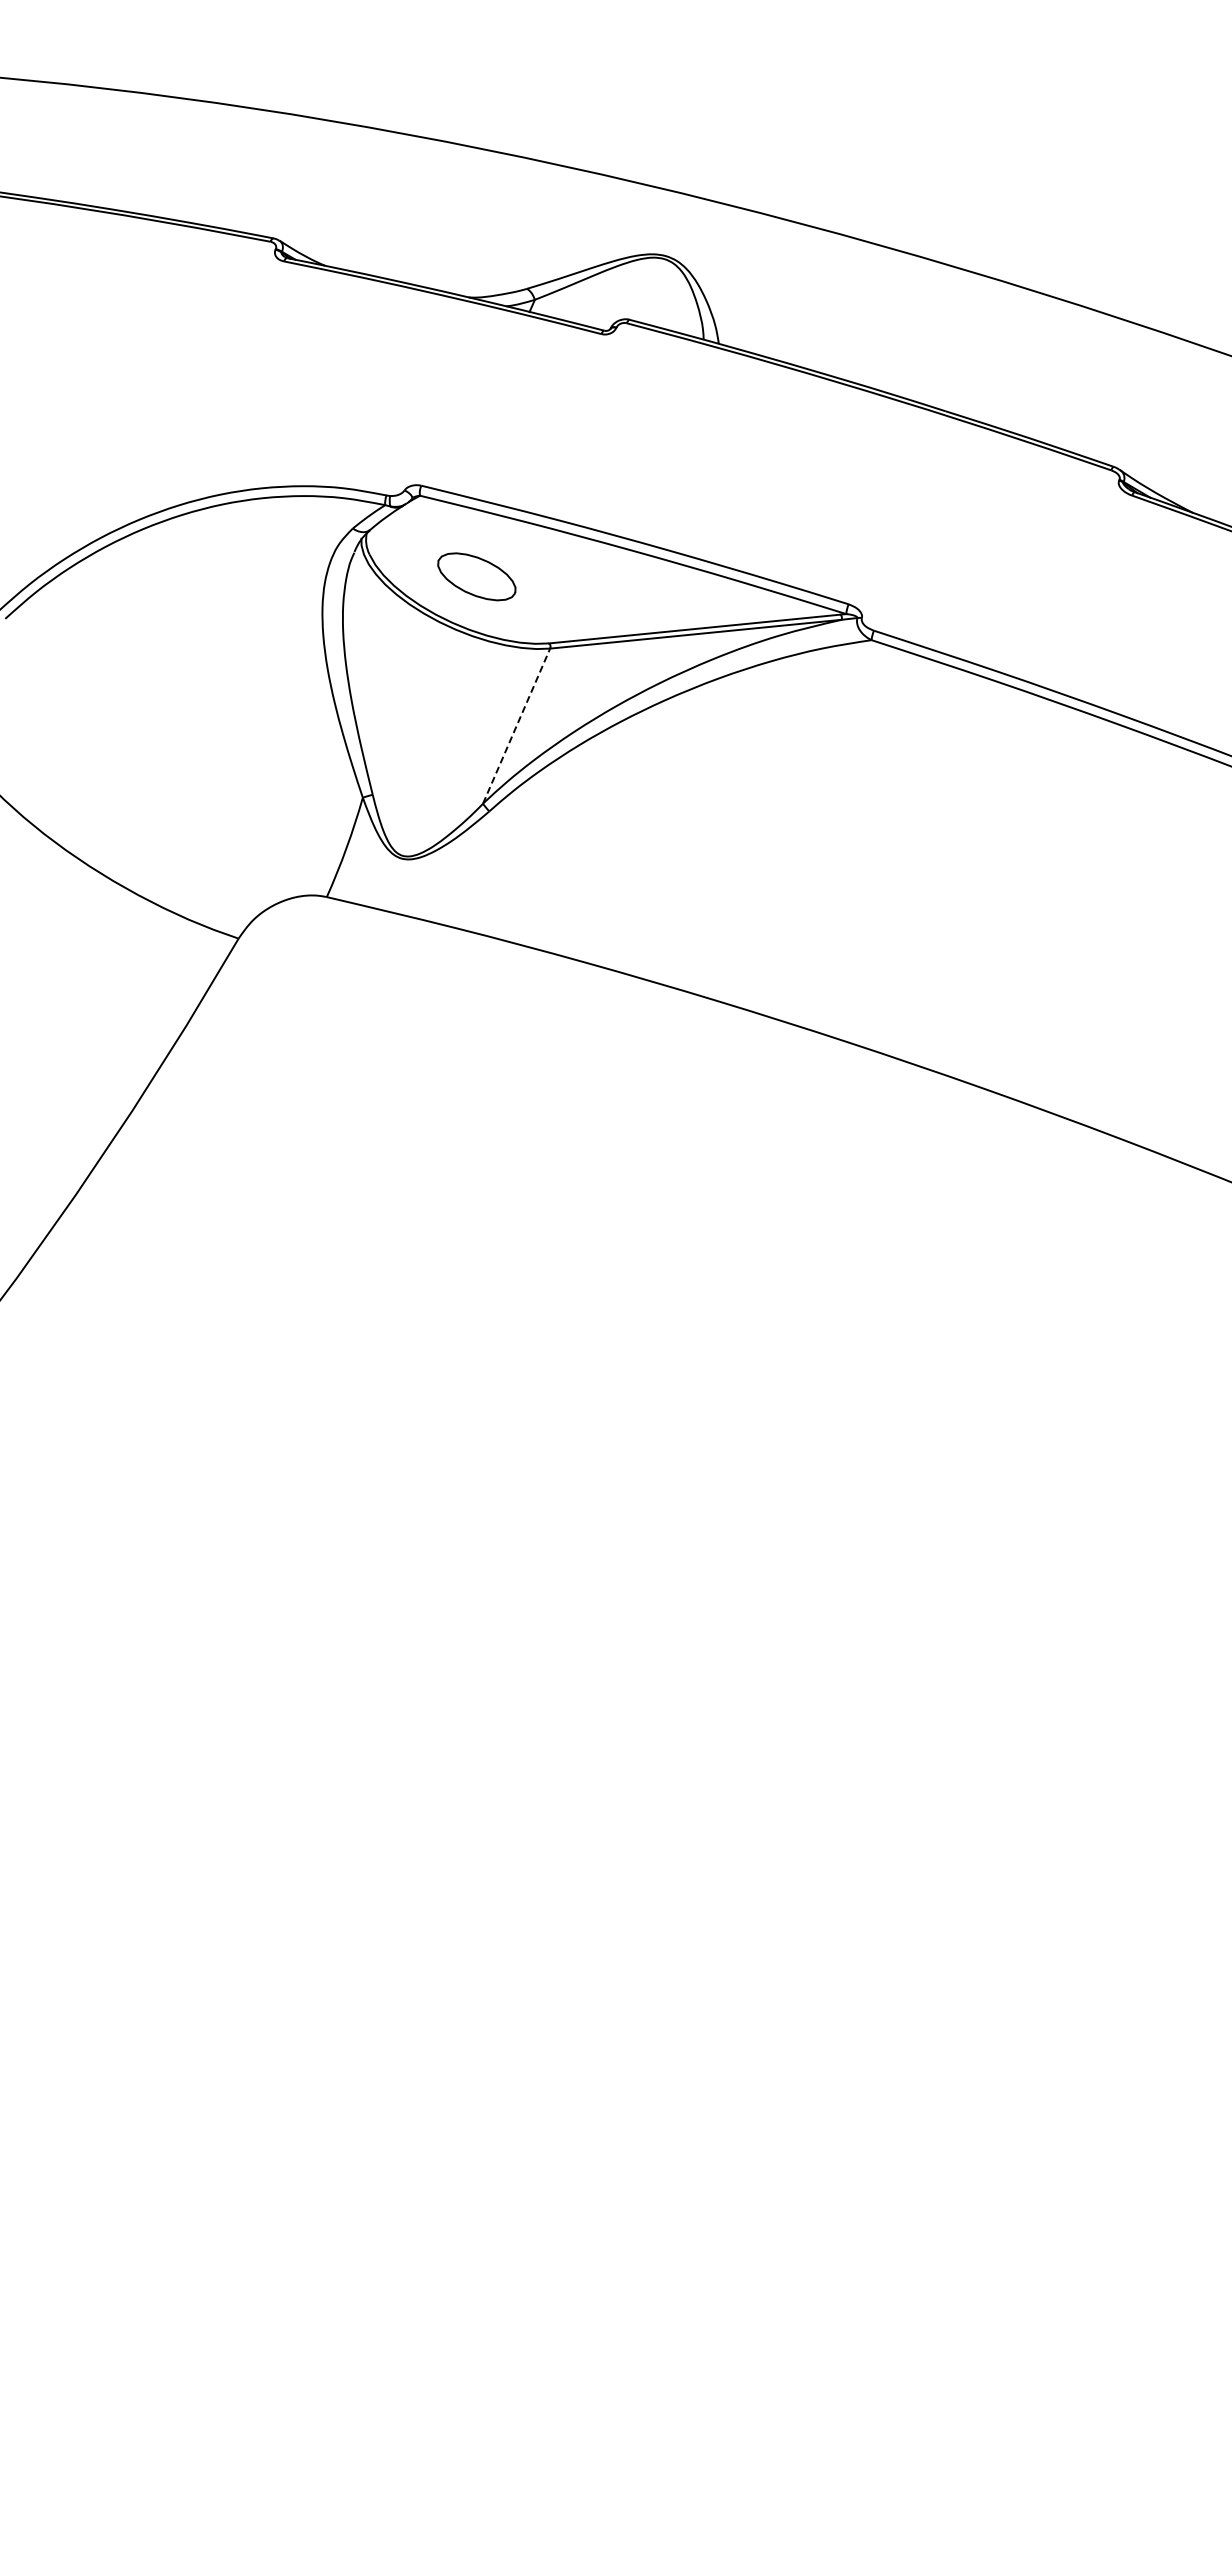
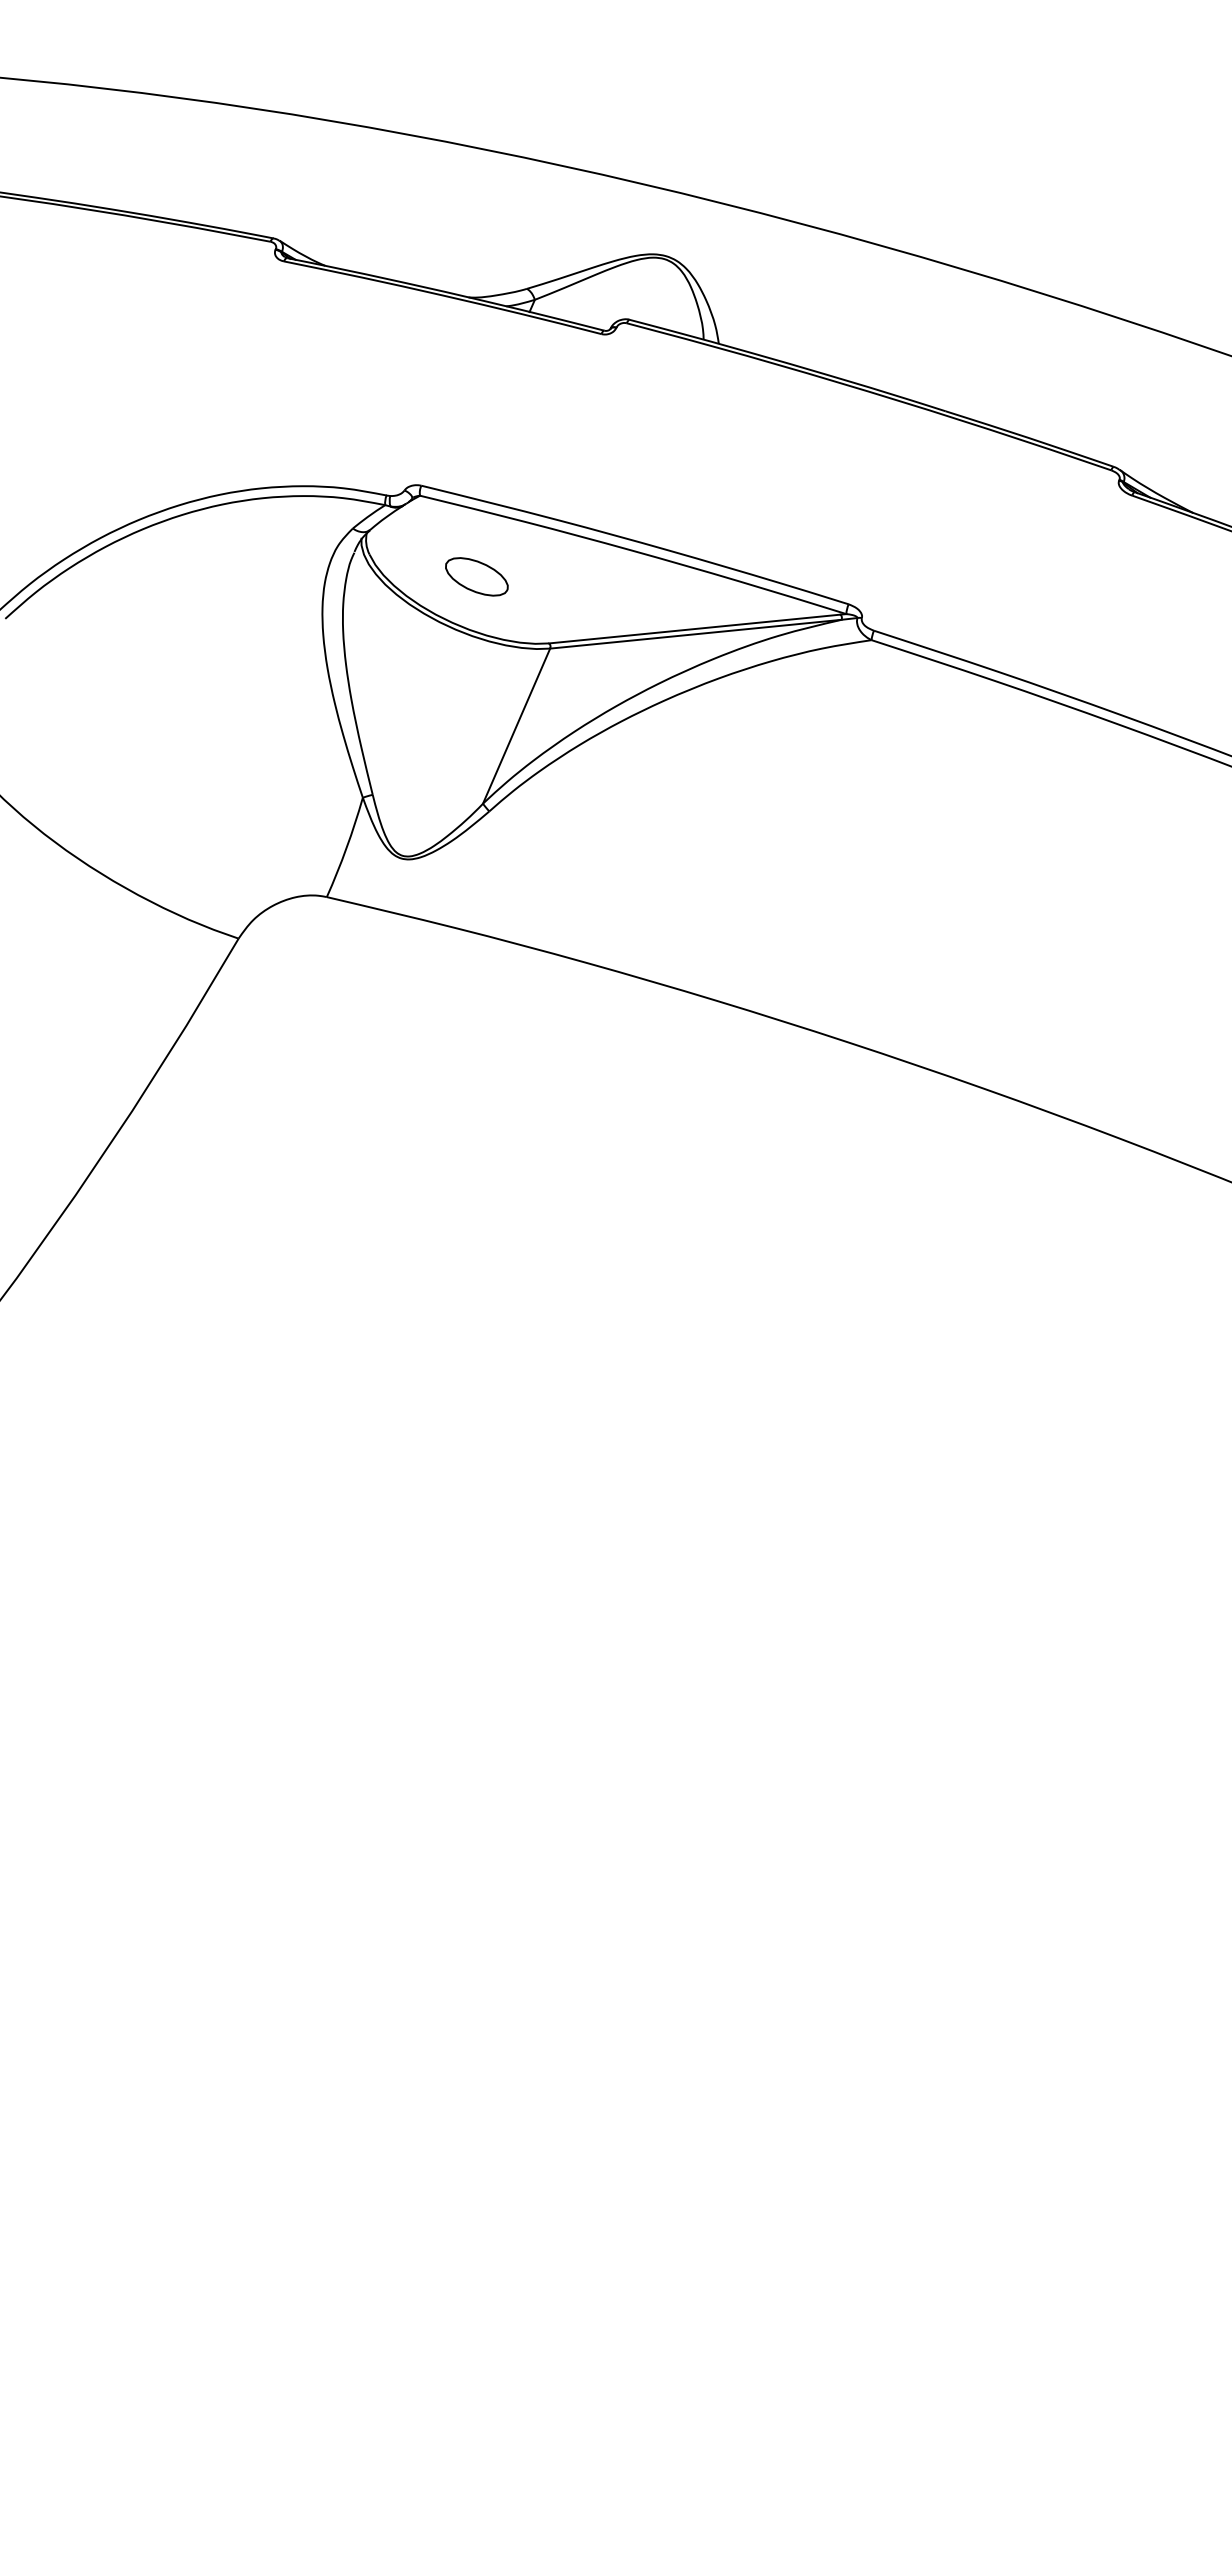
part size: 80x50 px -> 64x40 px (476, 576)
line: dashed -> solid (516, 725)
